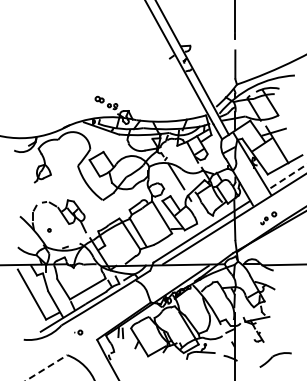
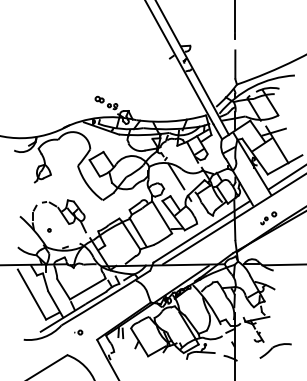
line: dashed -> solid (287, 177)
part position: (275, 359) -> (275, 350) (275, 350)
line: dashed -> solid (46, 367)
